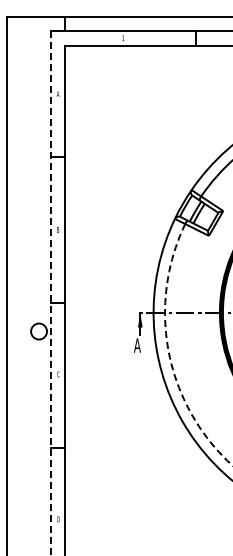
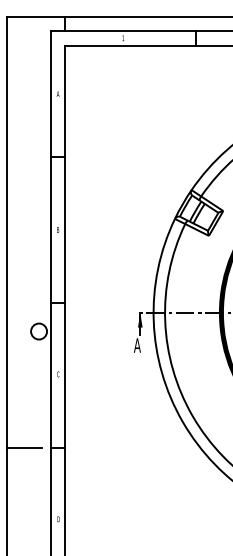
line: dashed -> solid (50, 293)
arc: dashed -> solid (169, 353)
line: none -> present (24, 447)
